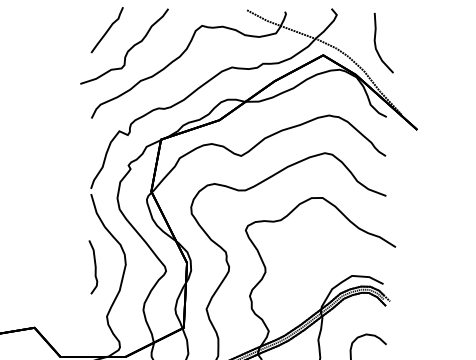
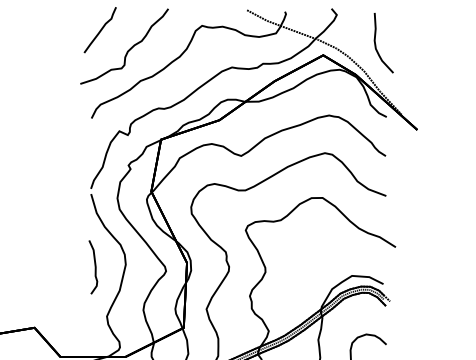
part position: (106, 30) -> (99, 30) (99, 30)
